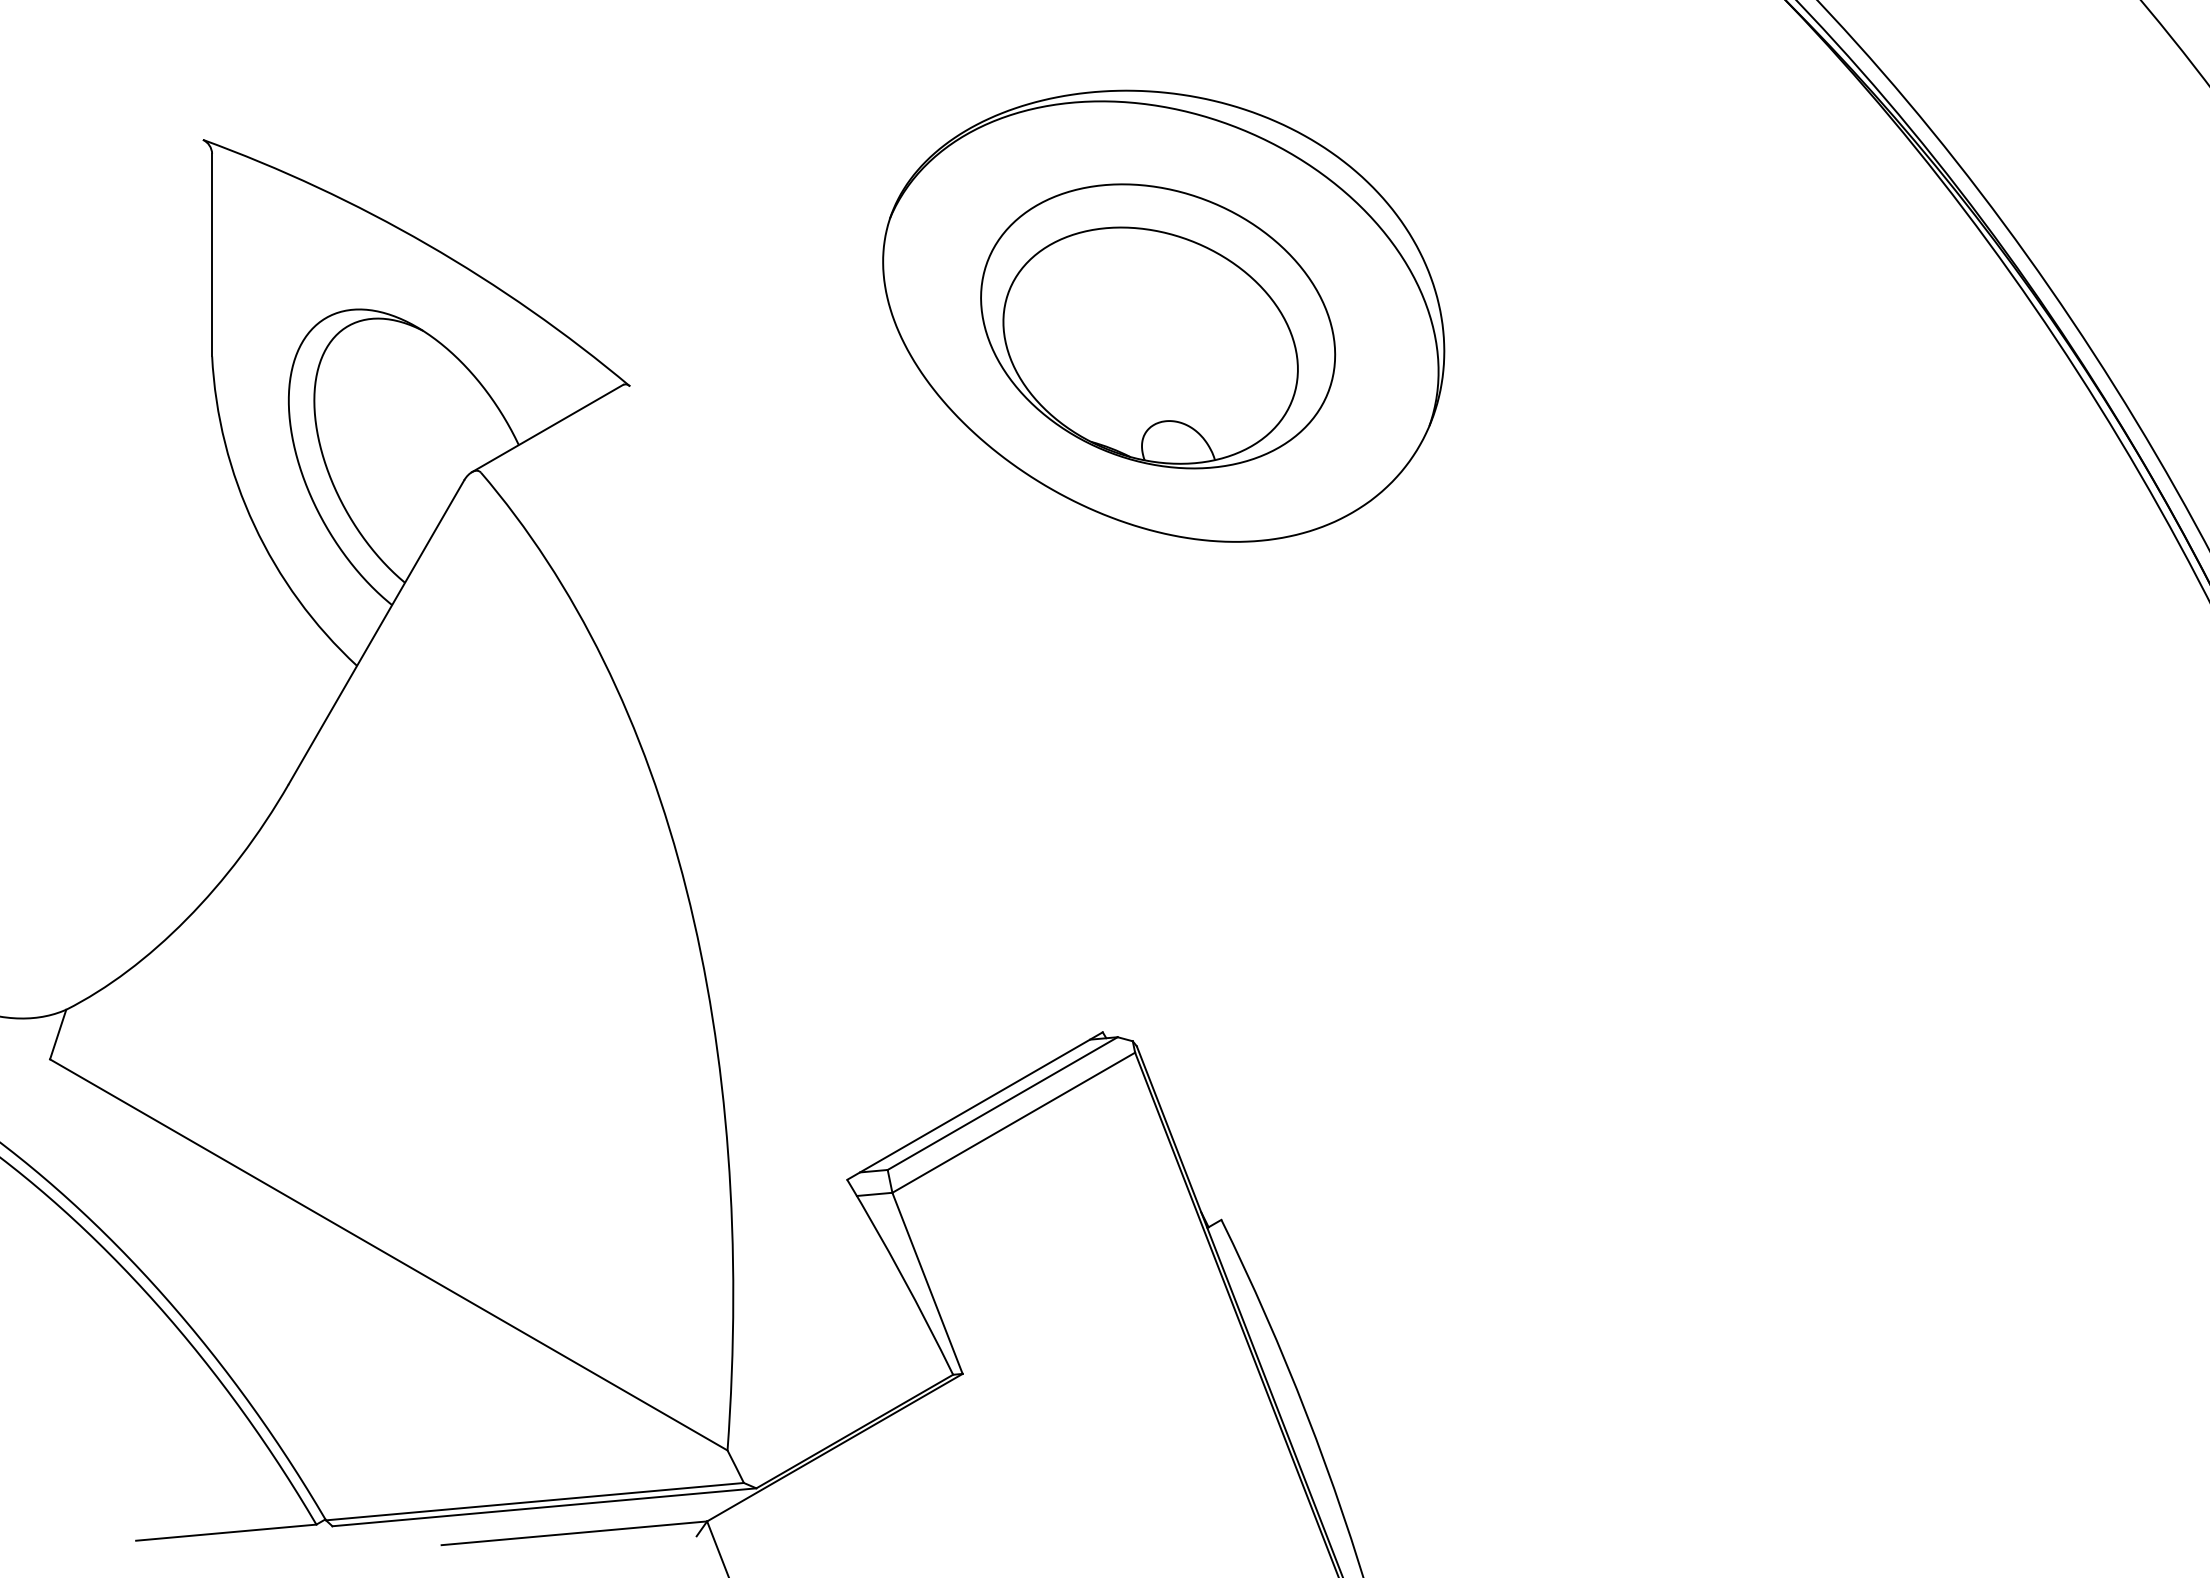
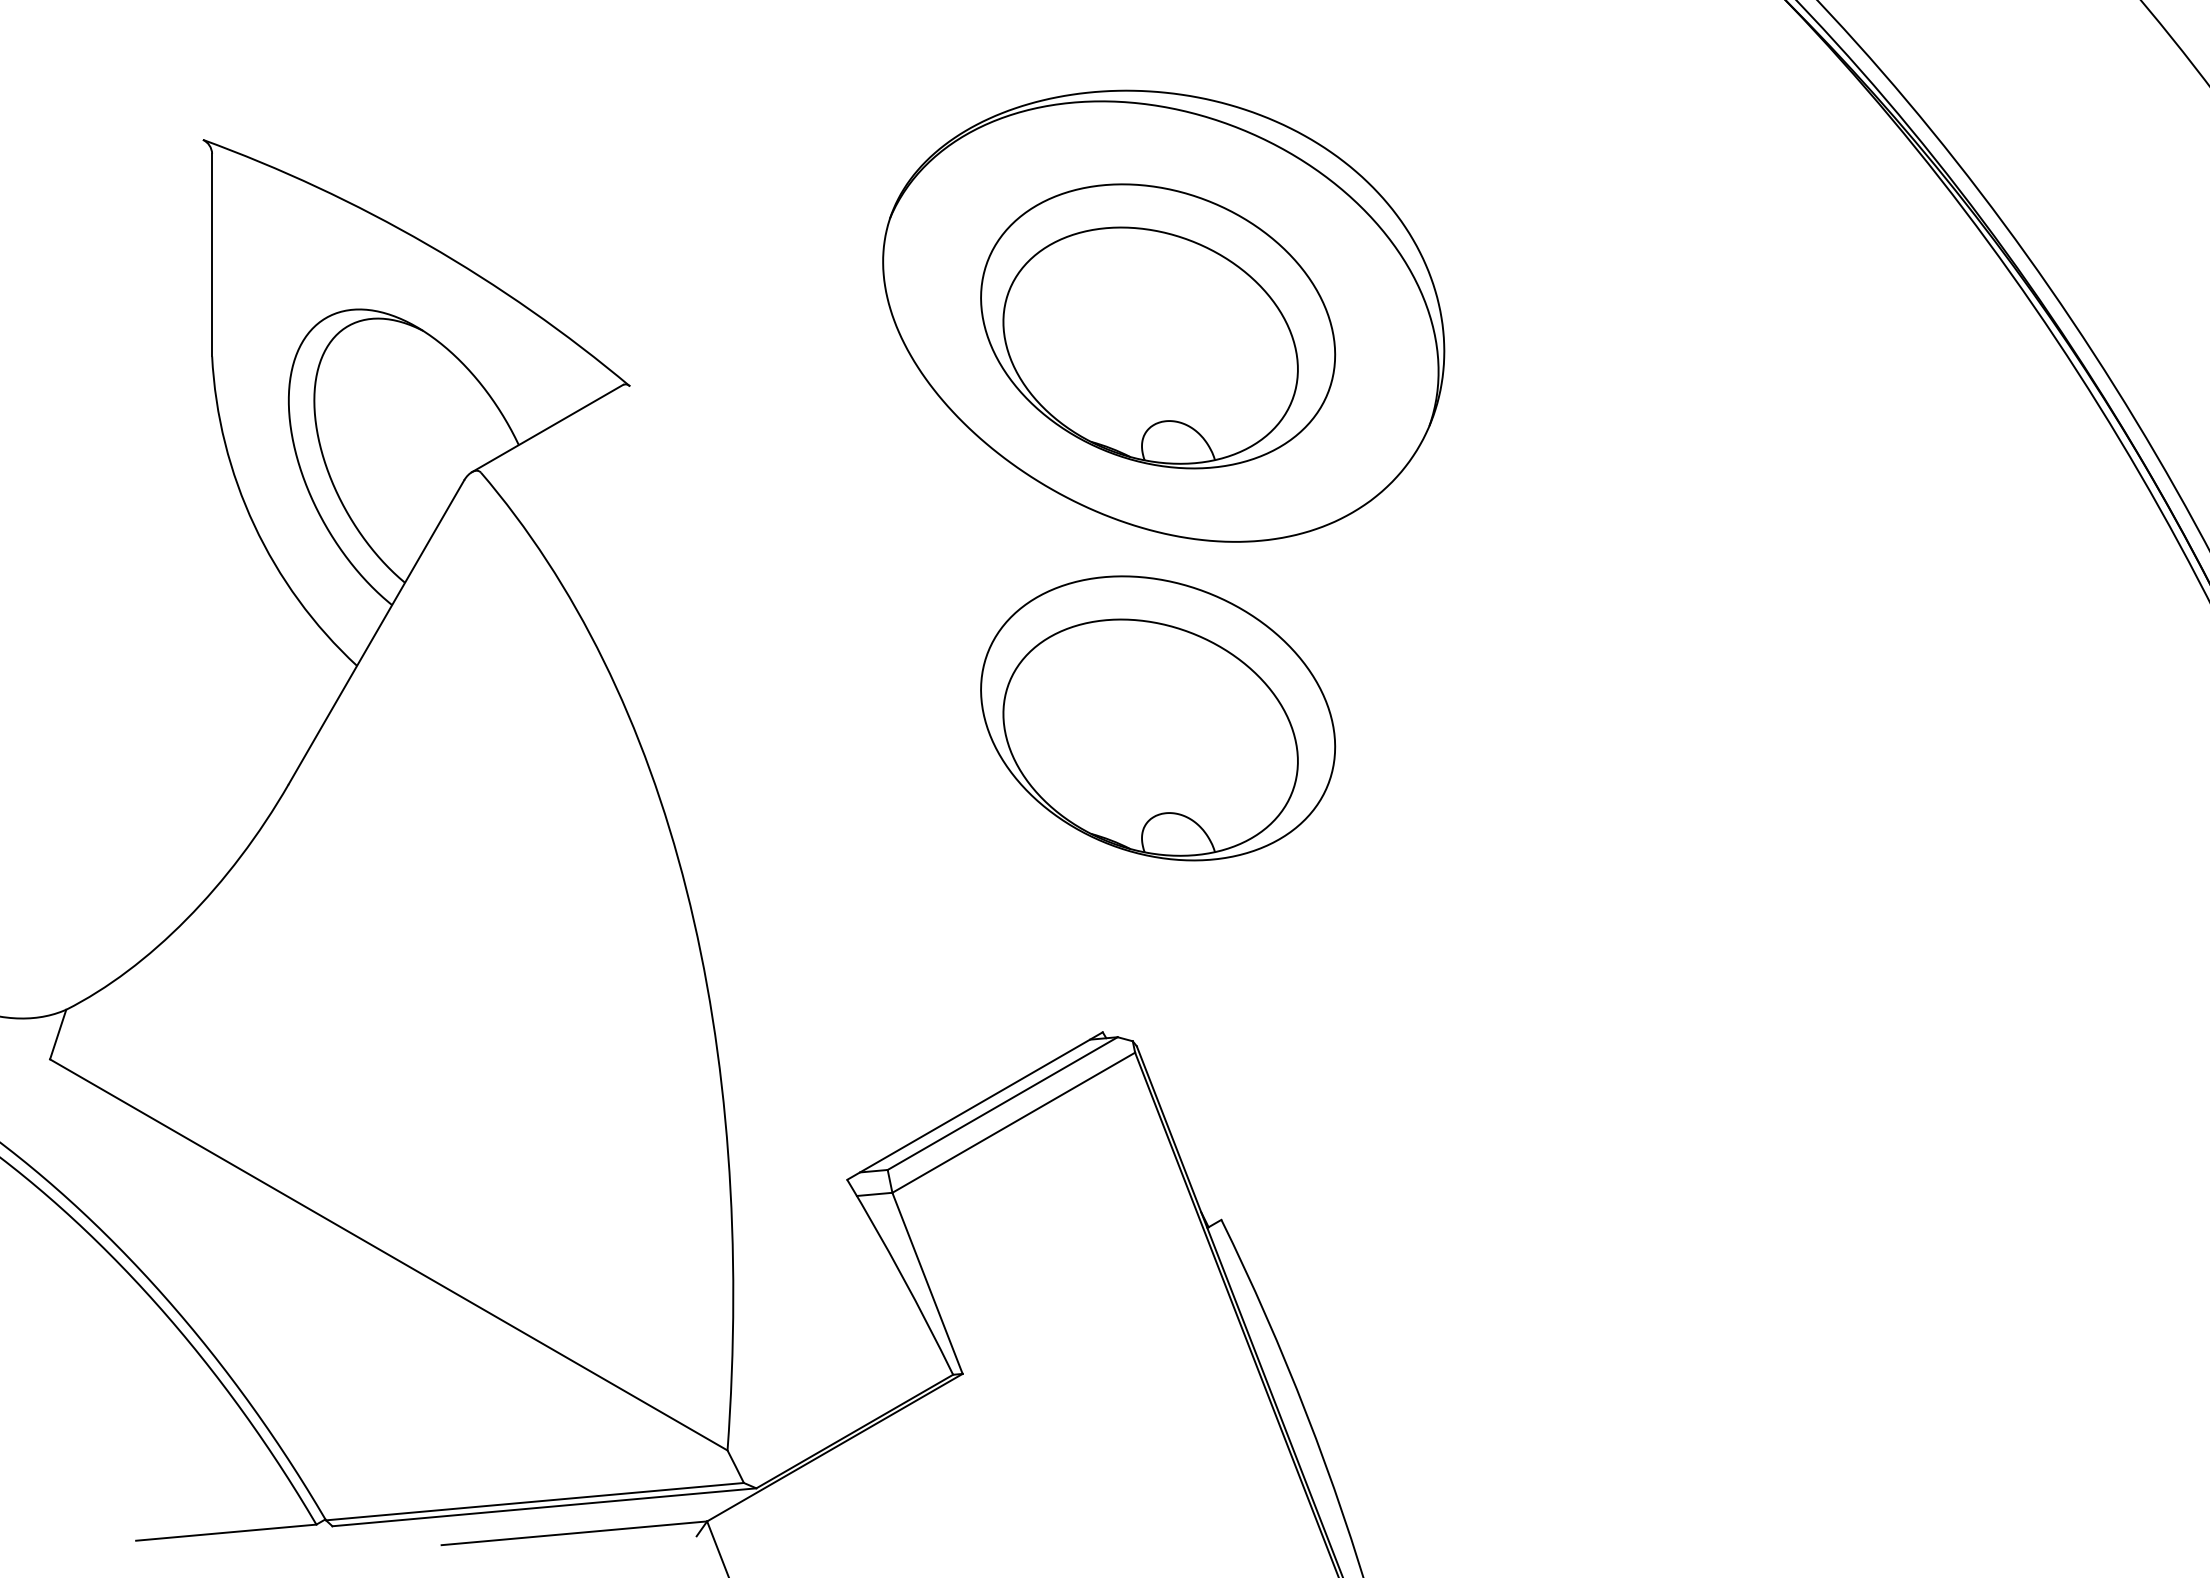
part: none -> present (1158, 718)
